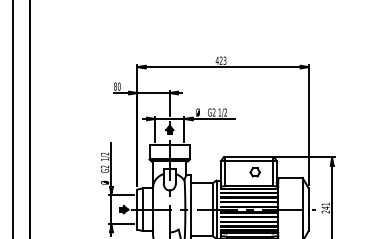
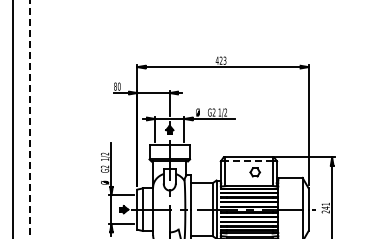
line: solid -> dashed (29, 119)
line: solid -> dashed (248, 161)
